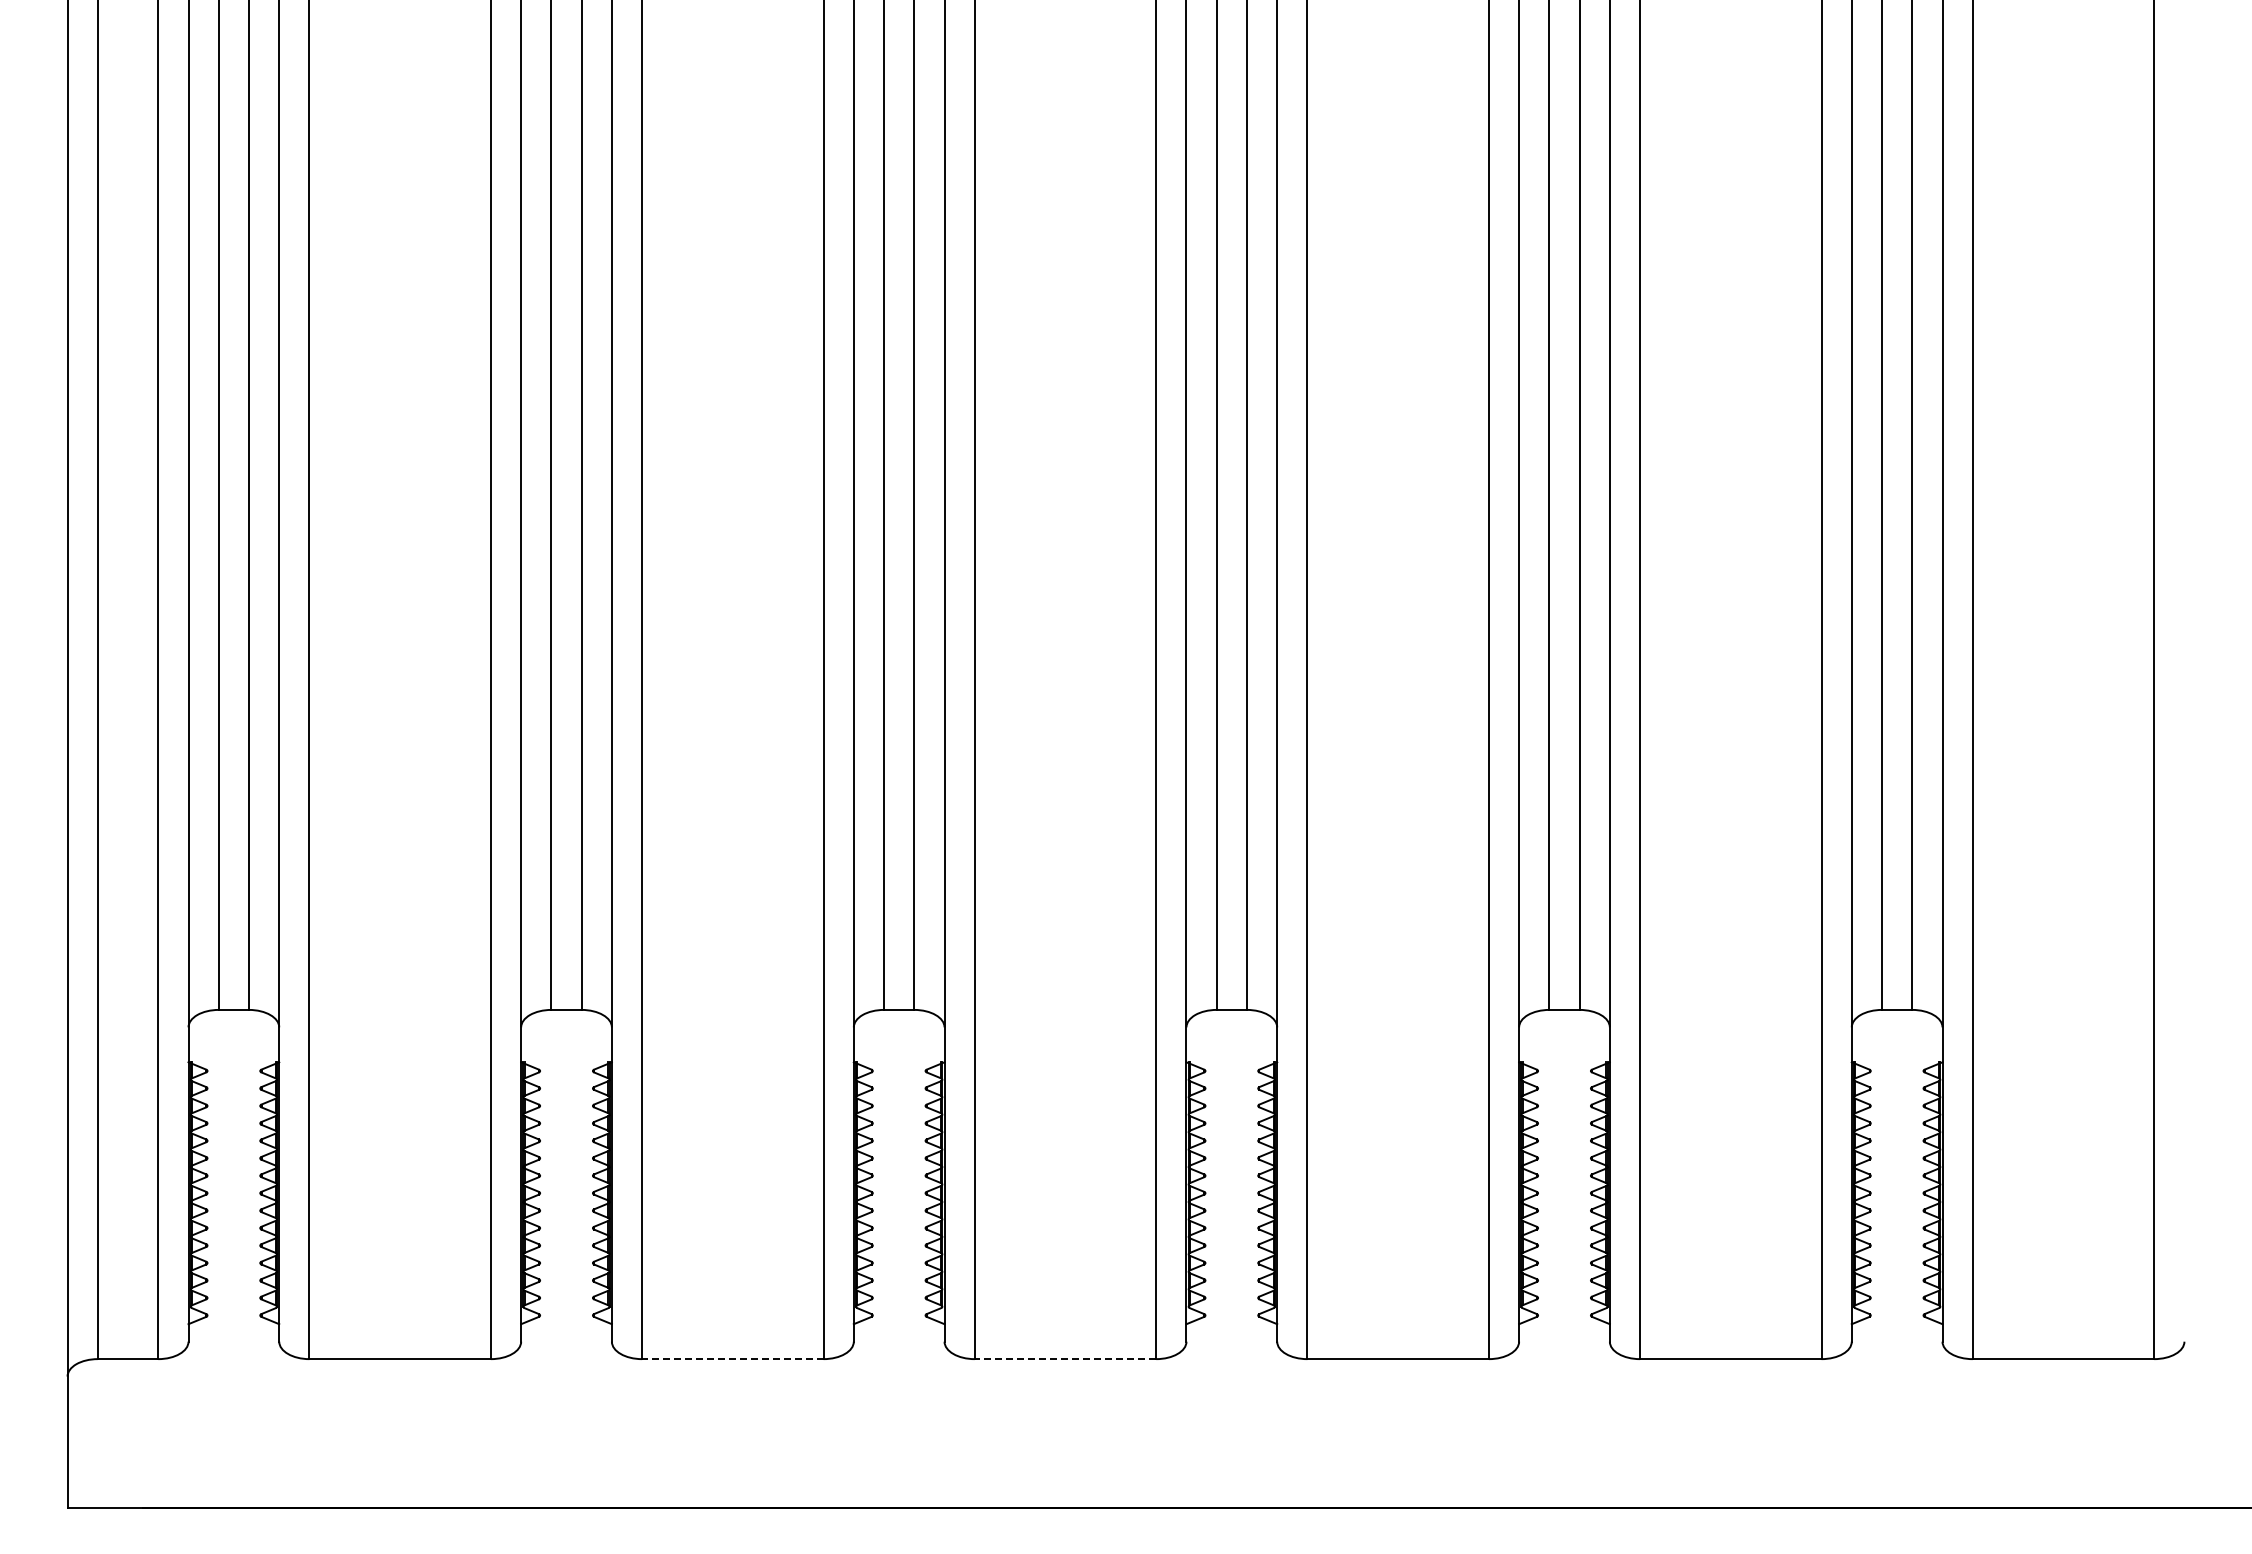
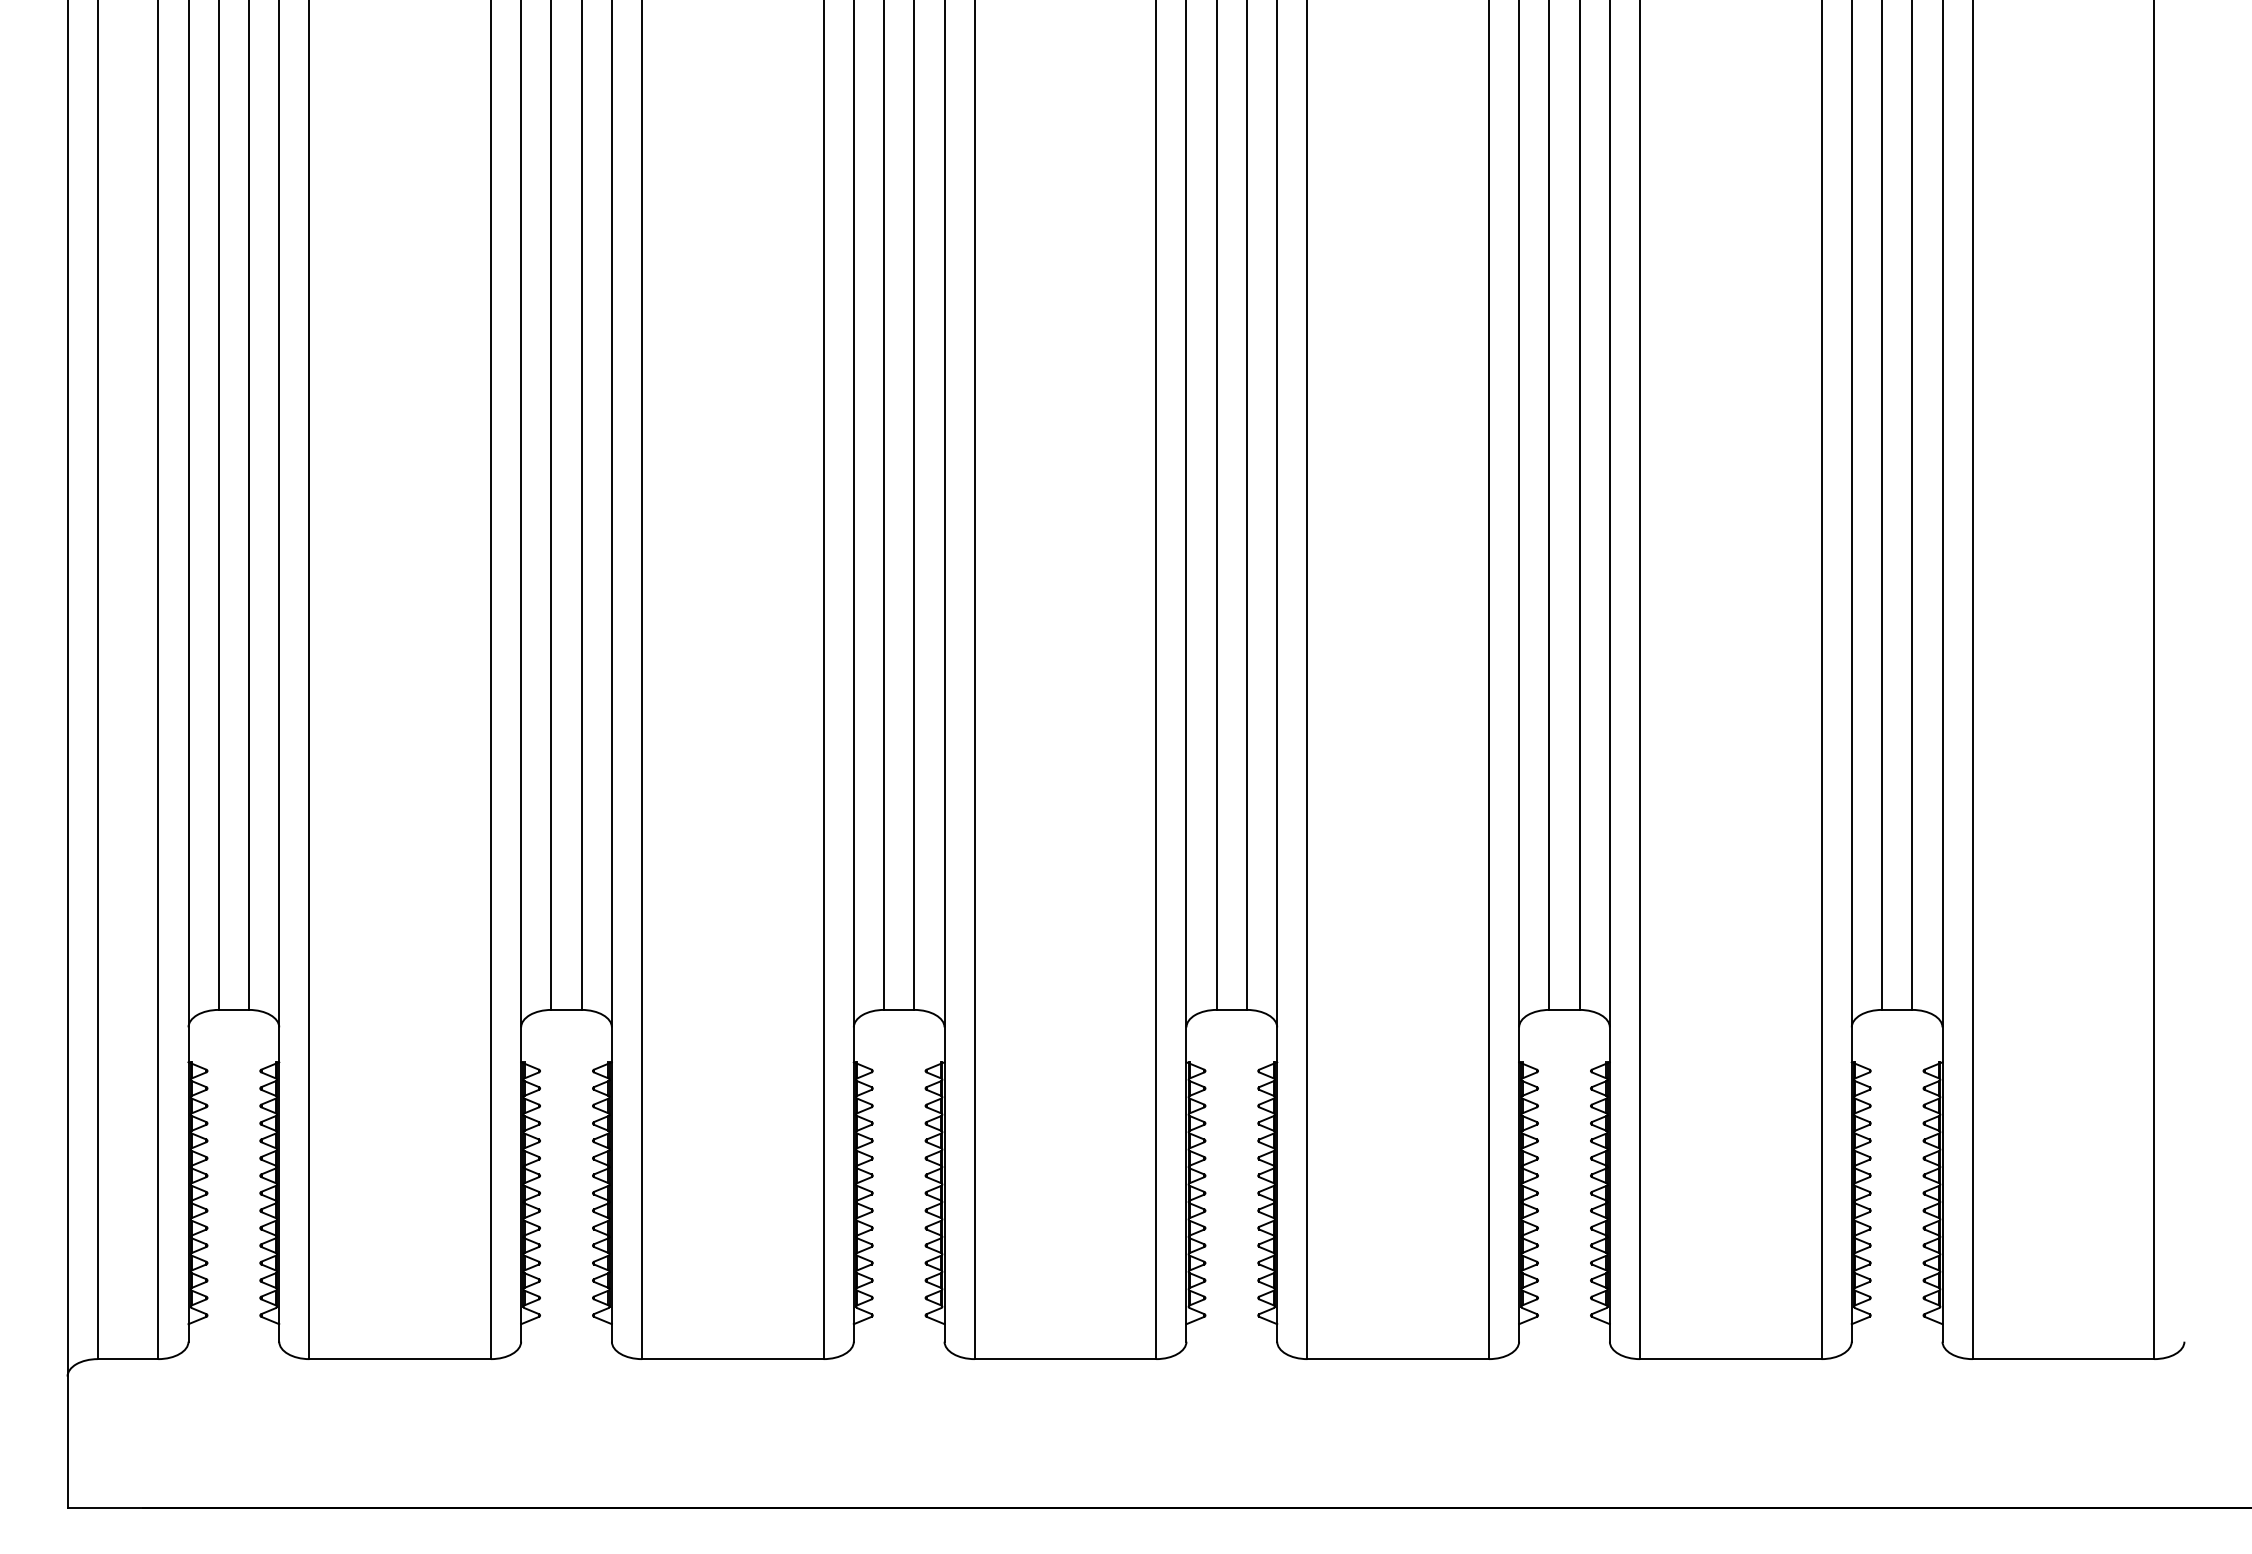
line: dashed -> solid (732, 1359)
line: dashed -> solid (1065, 1359)
